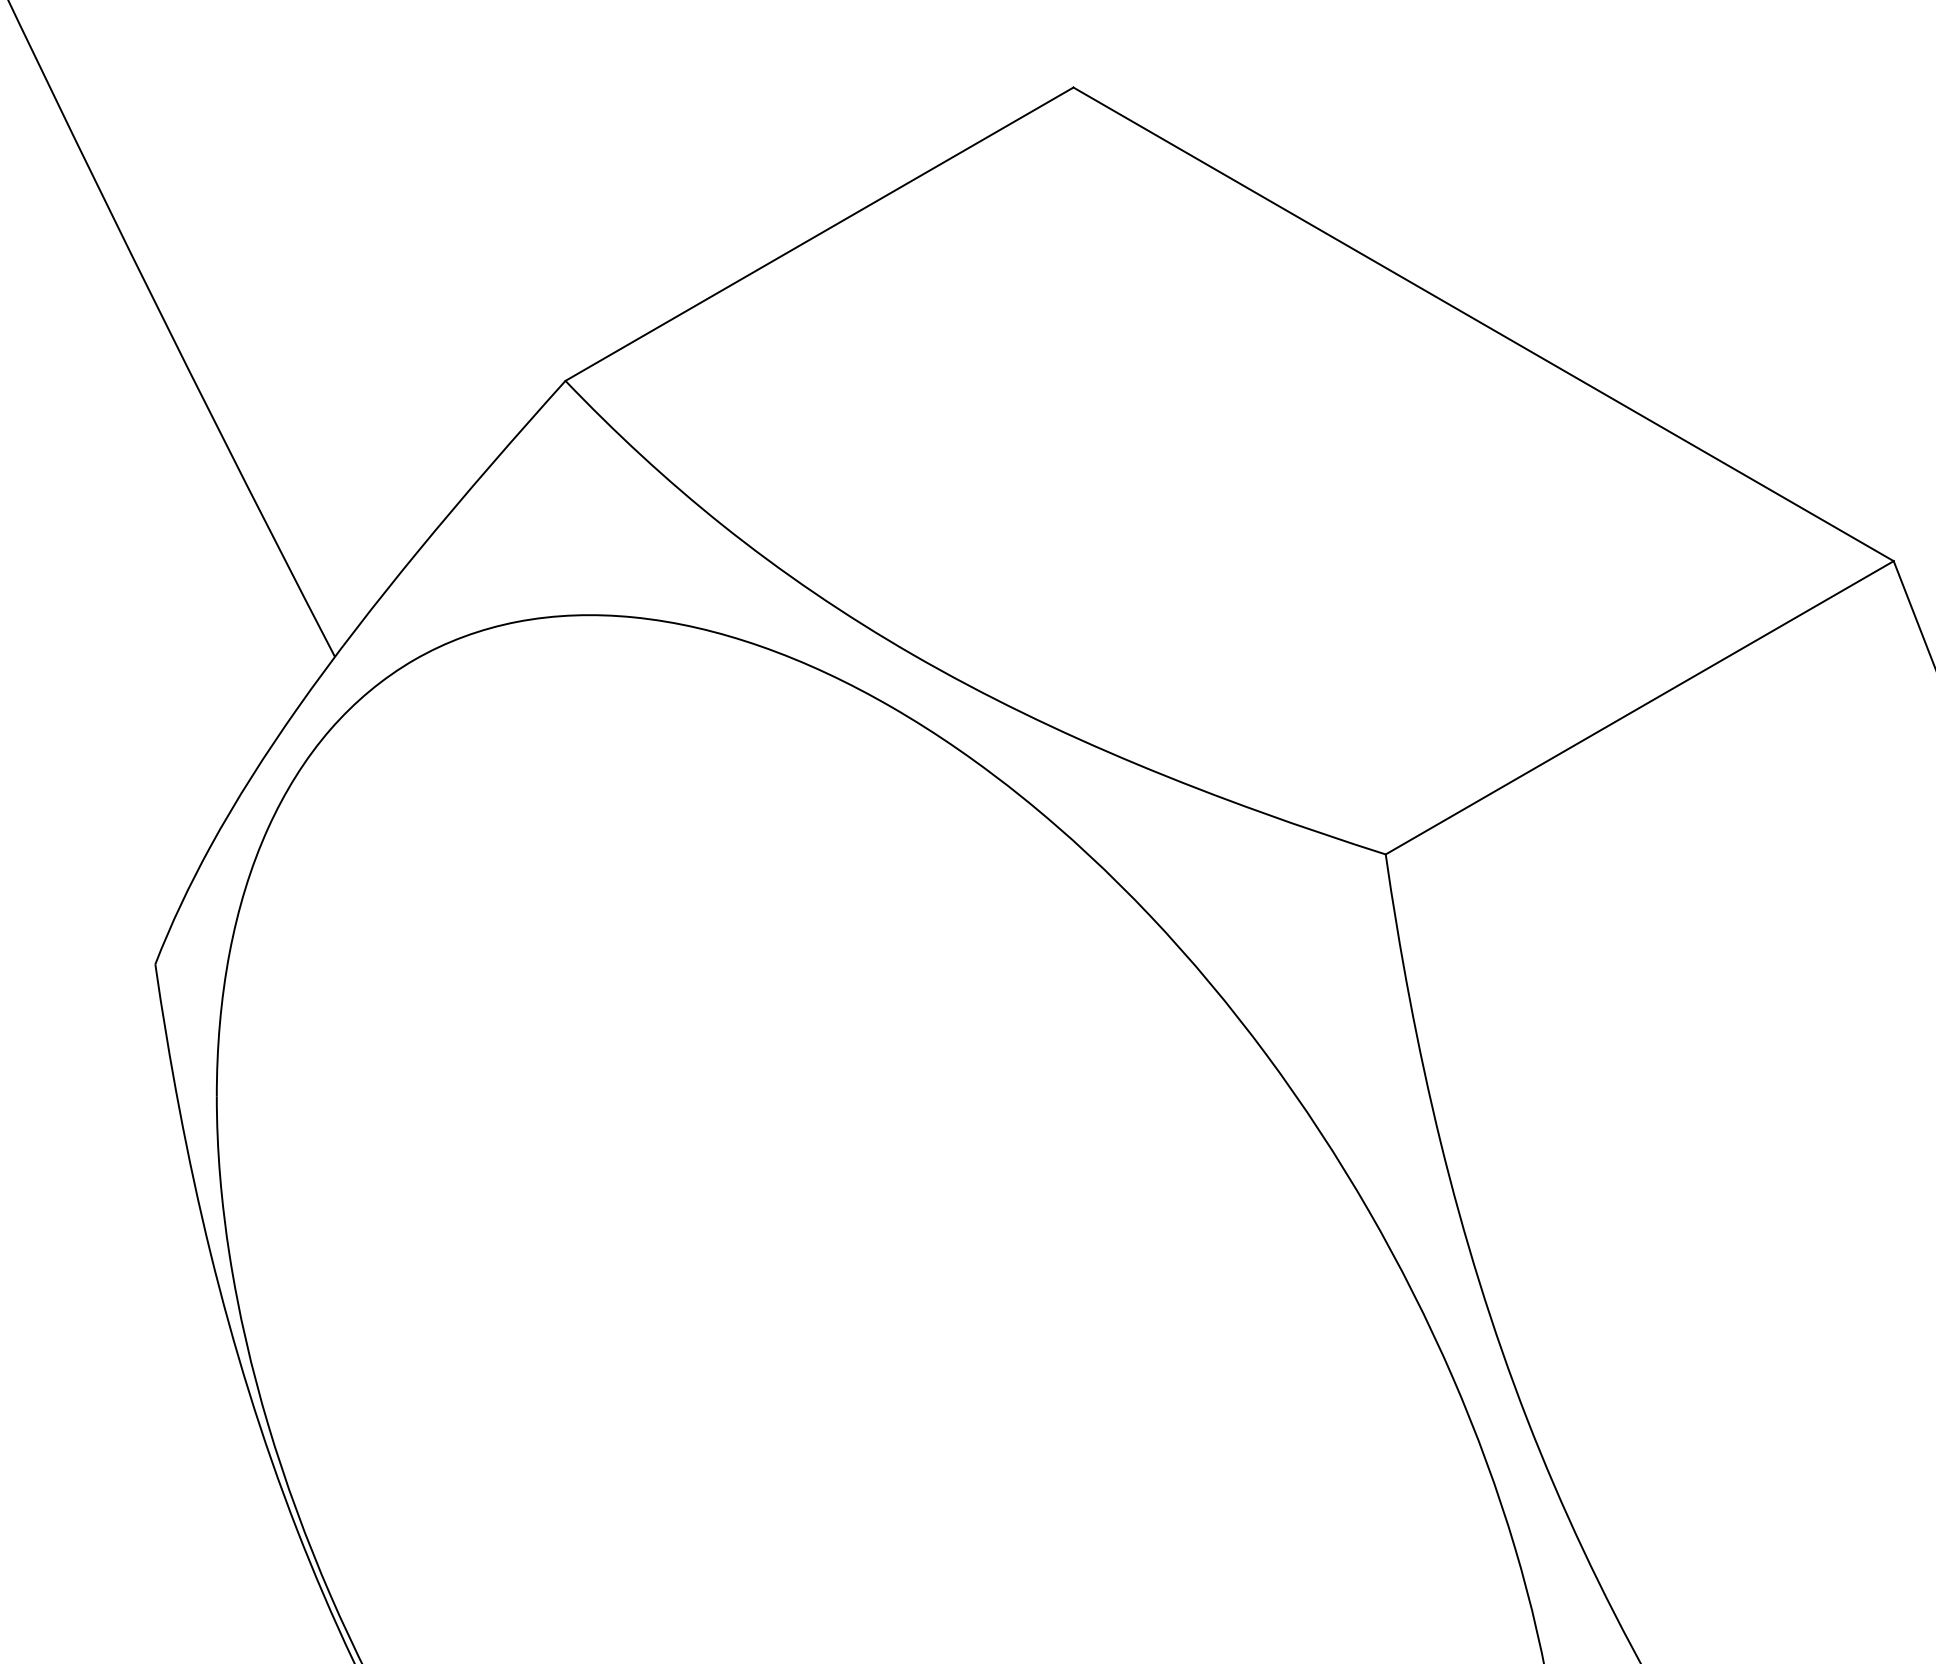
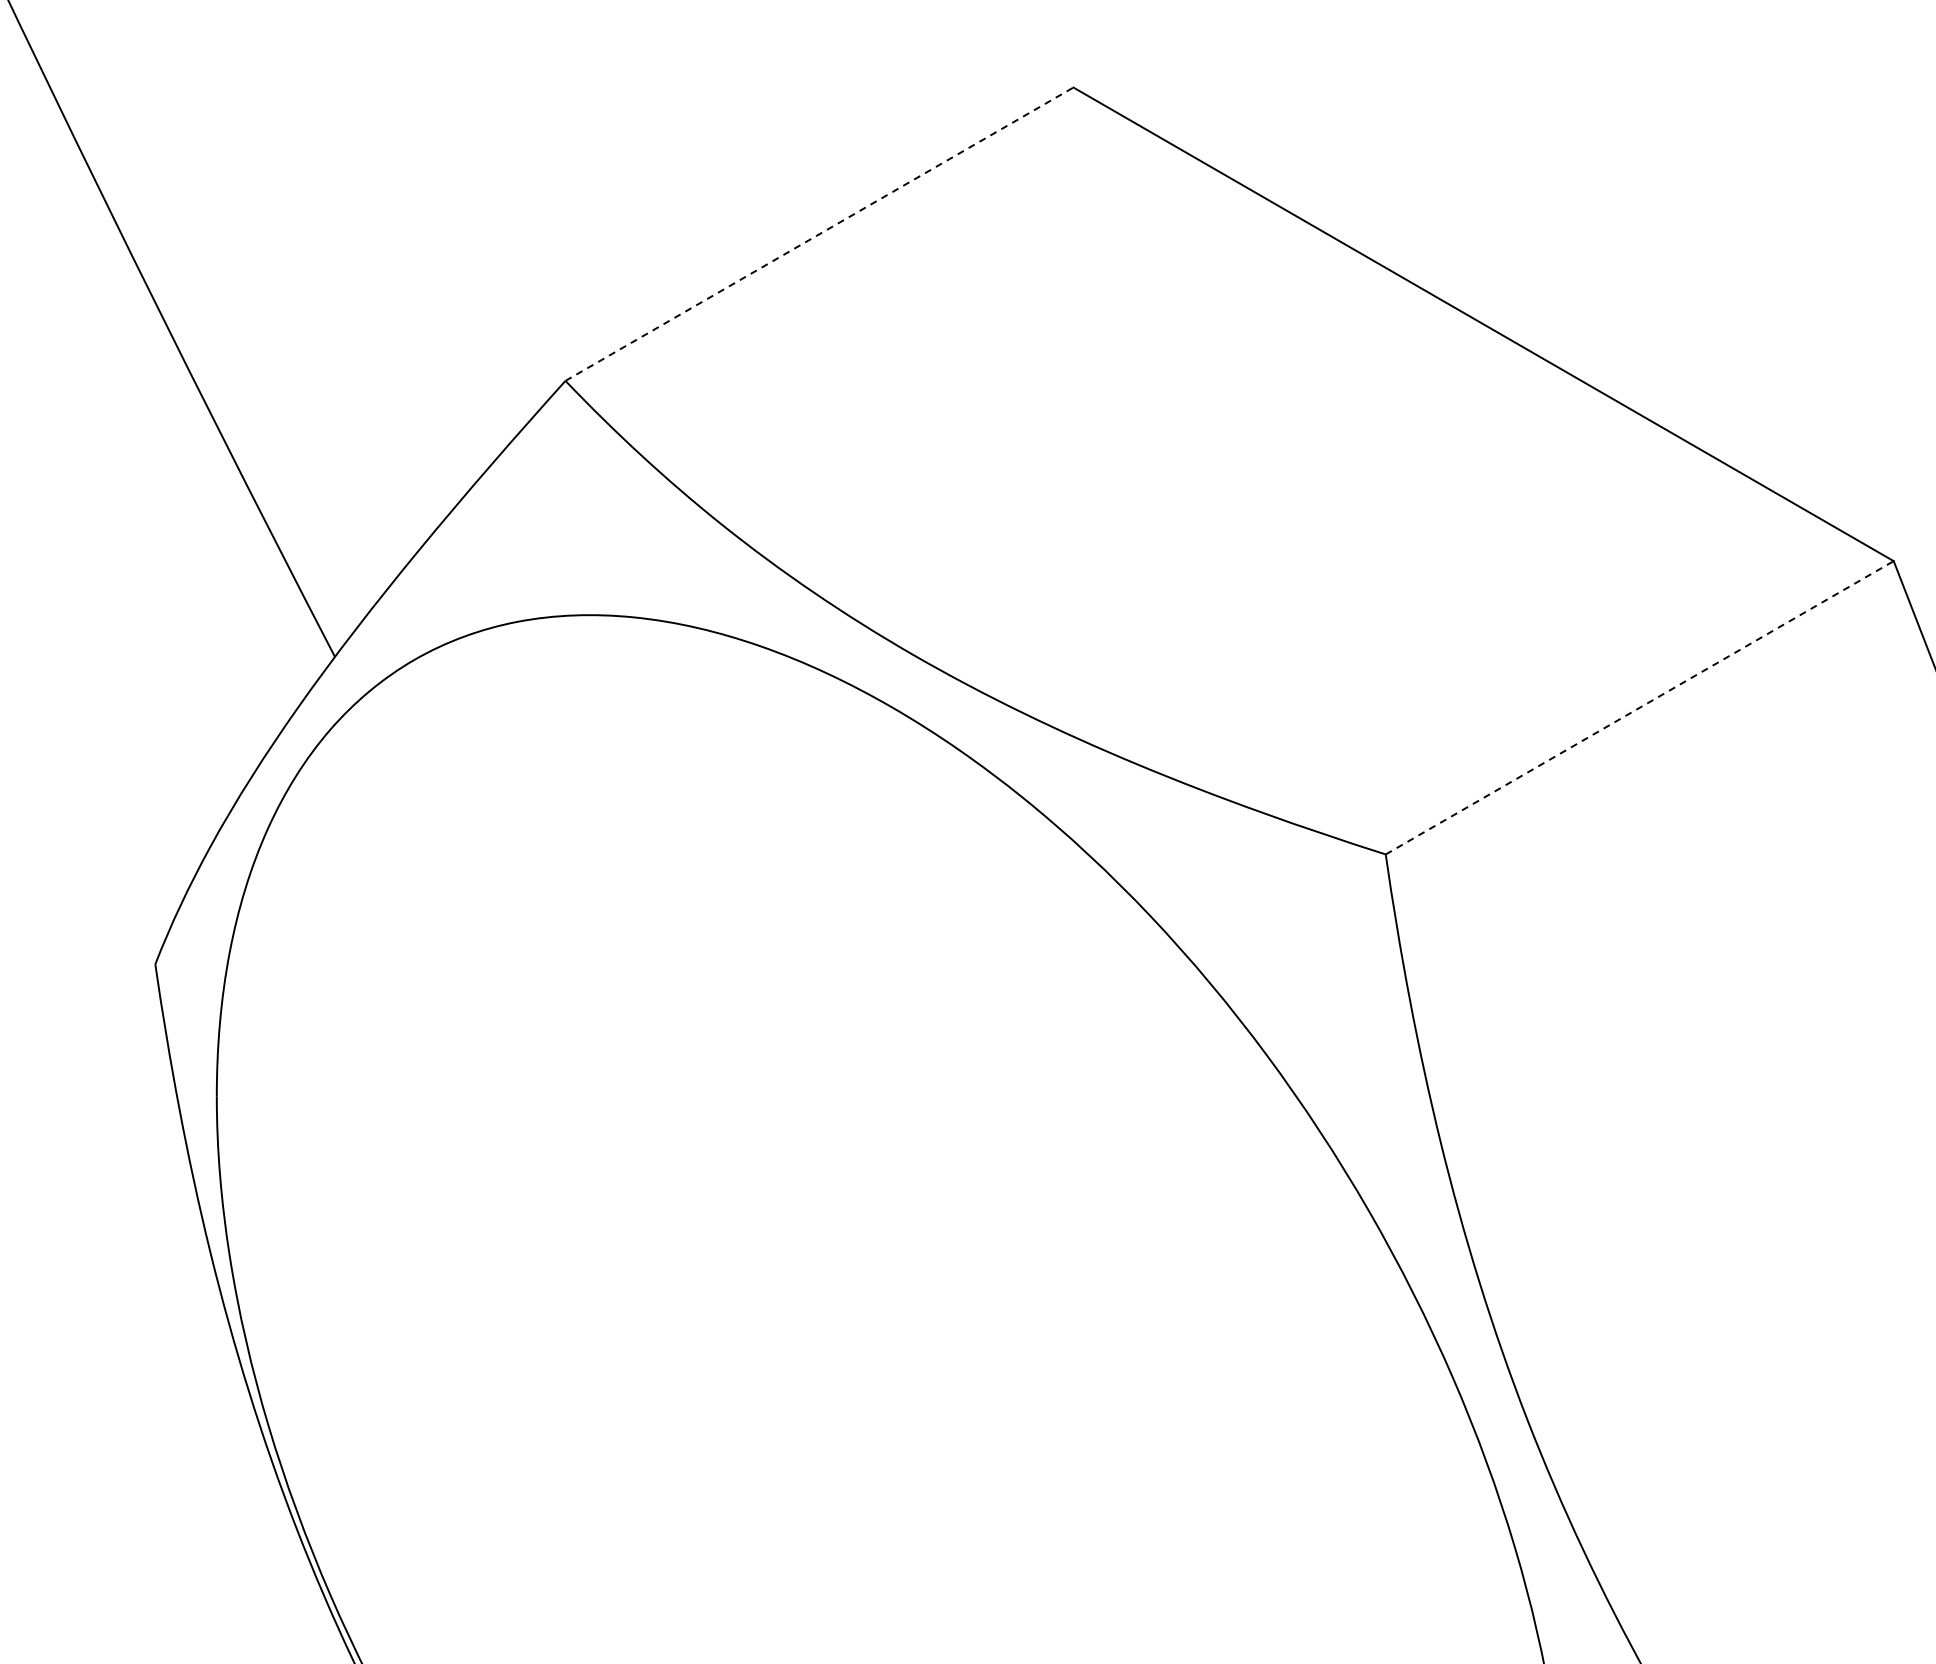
line: solid -> dashed (819, 233)
line: solid -> dashed (1640, 707)
